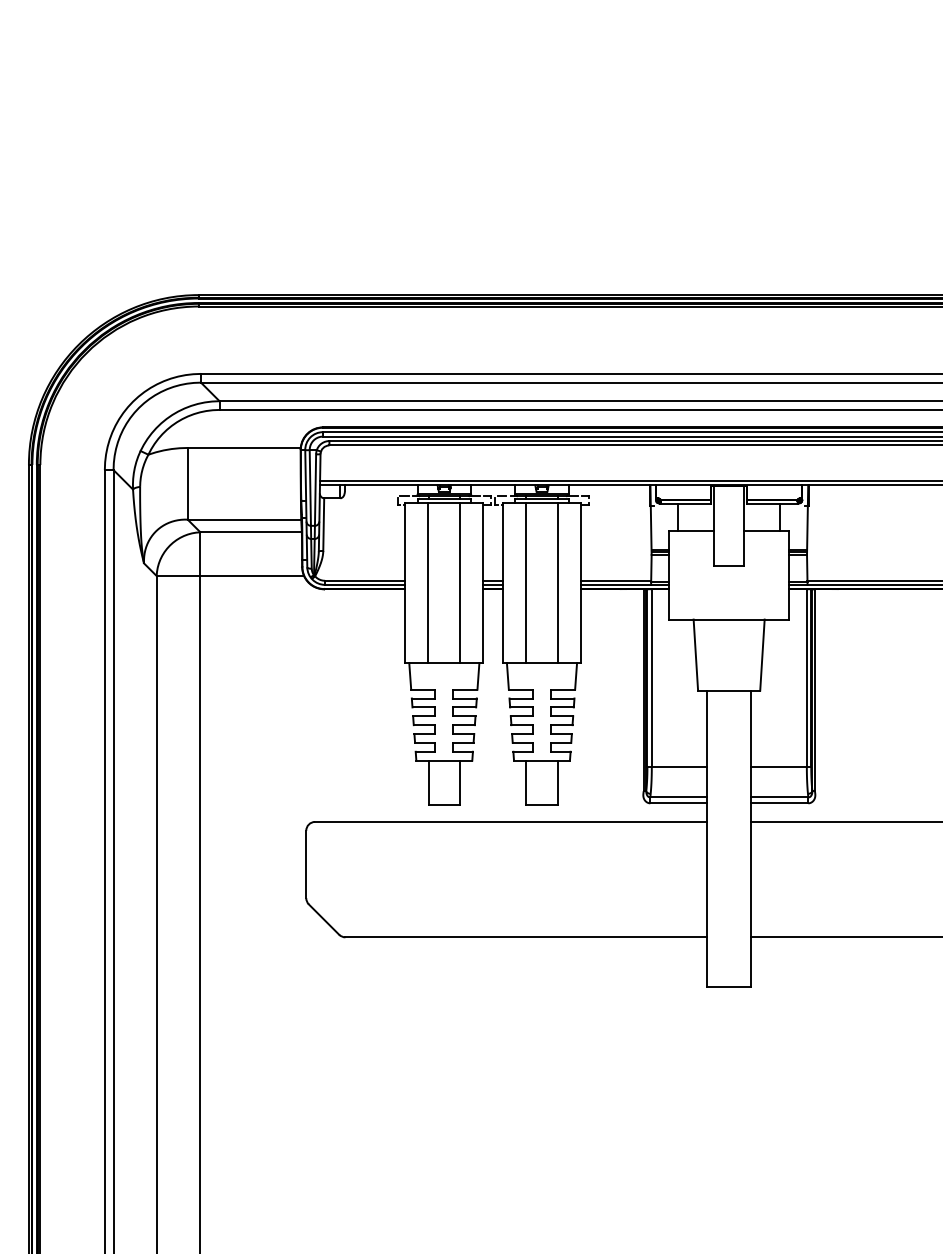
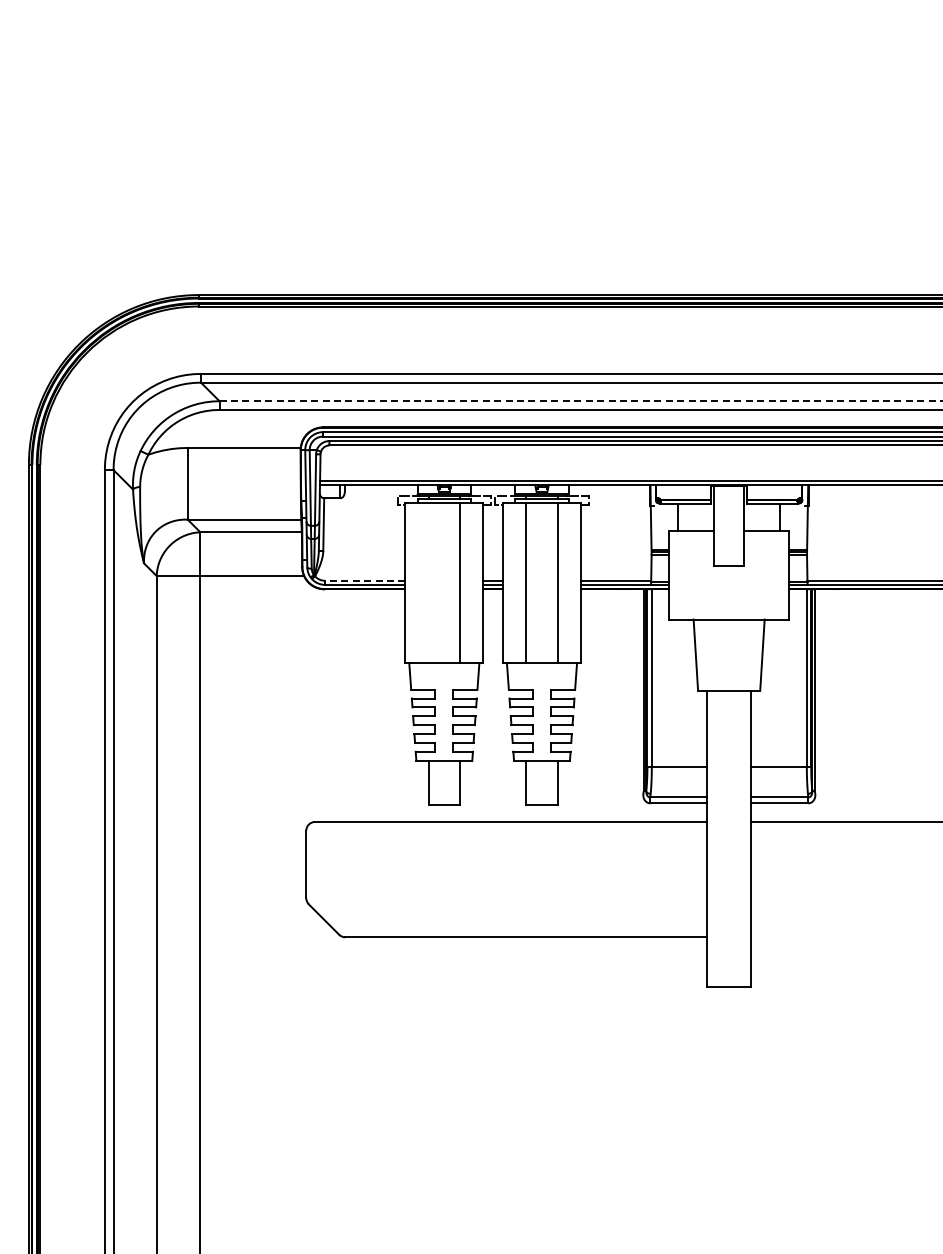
line: solid -> dashed (581, 401)
line: solid -> dashed (364, 580)
line: present -> none (428, 583)
line: present -> none (845, 937)
